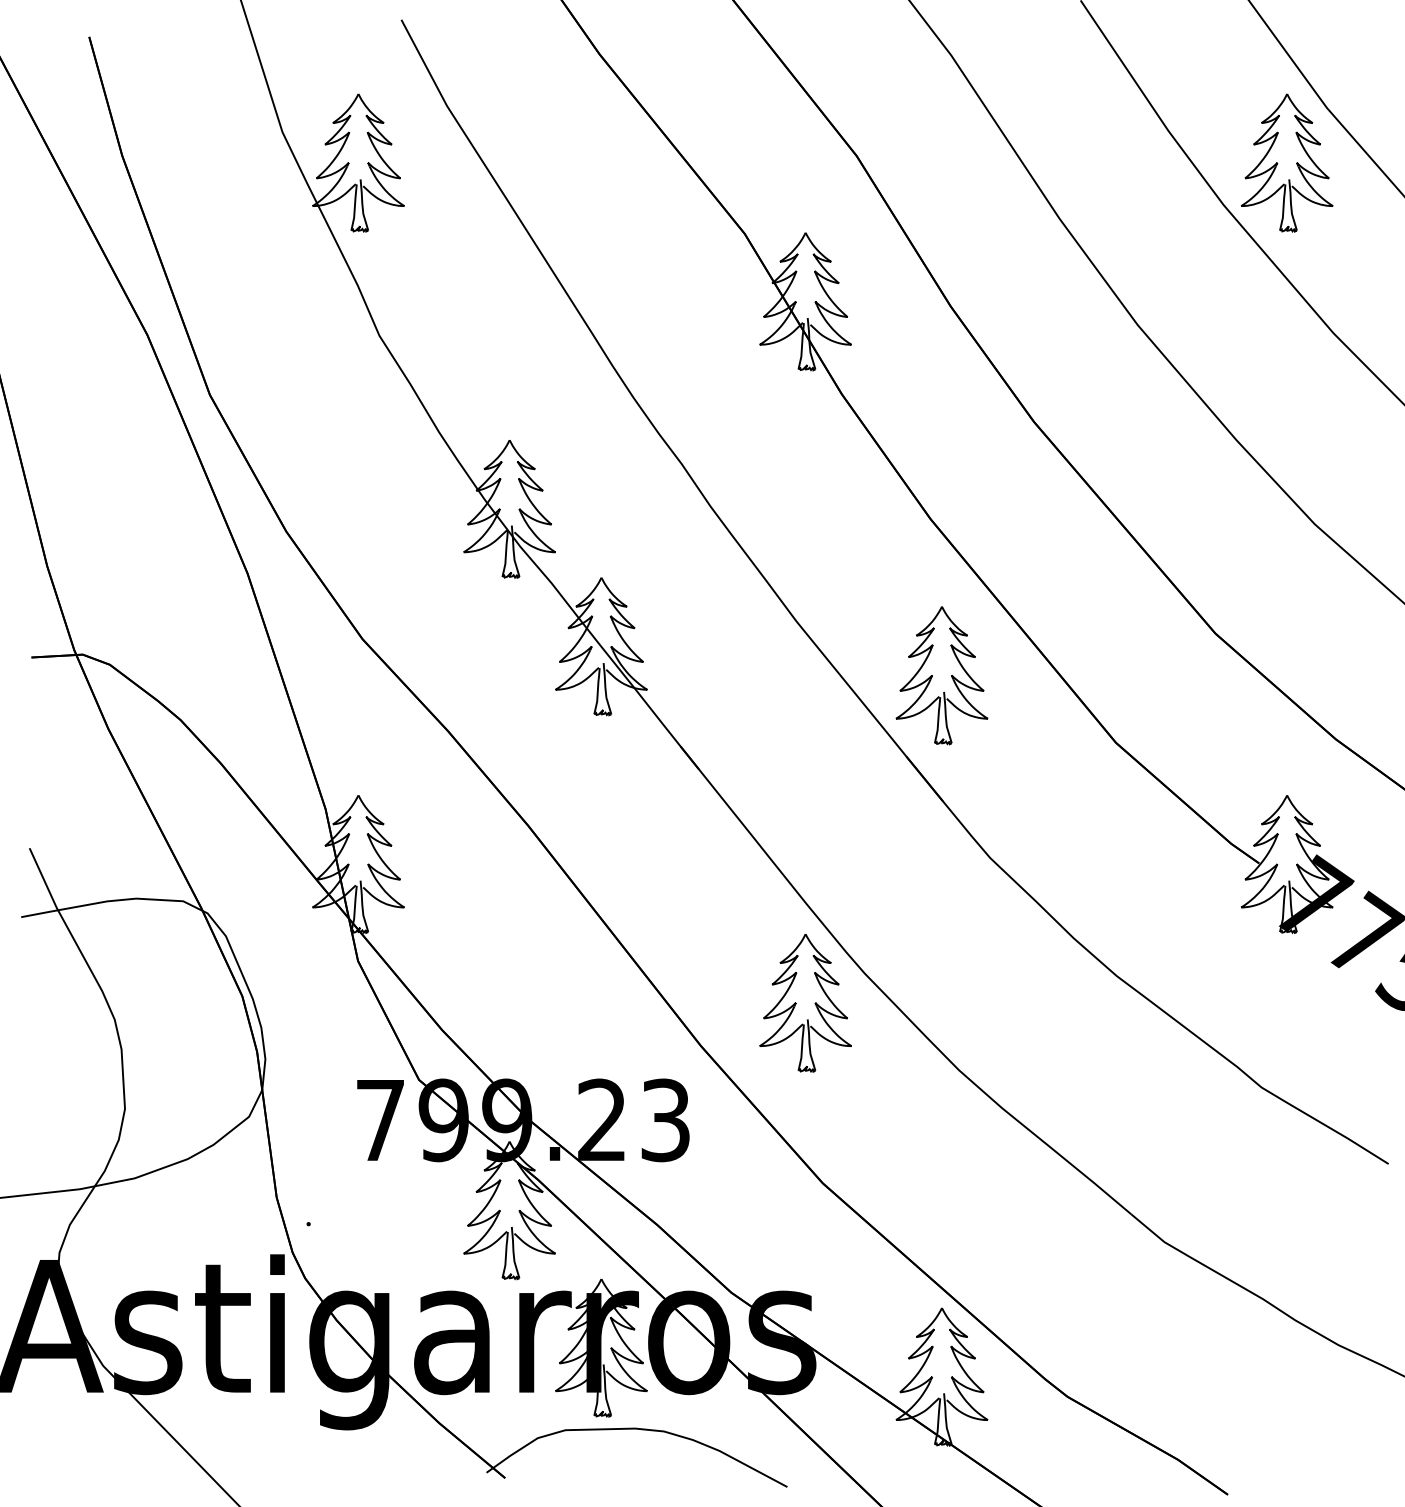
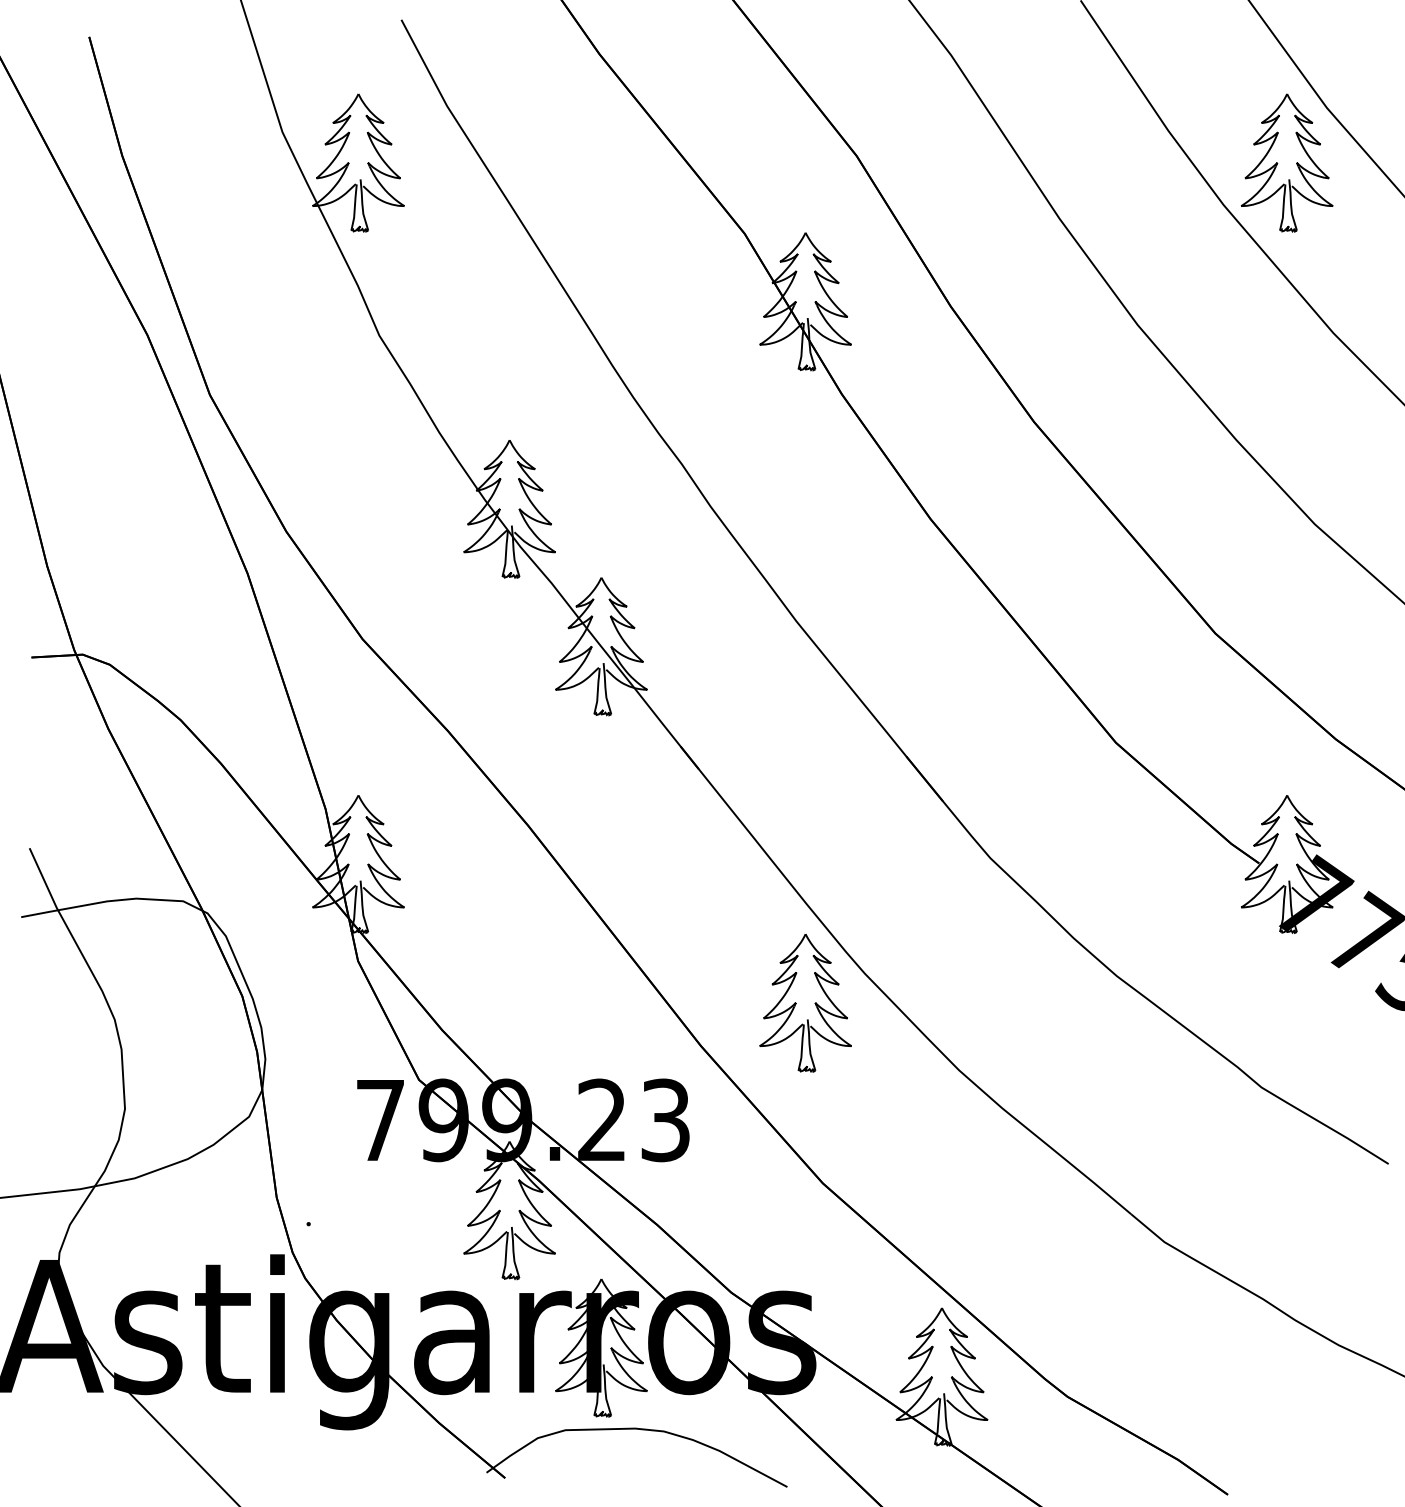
part: present -> none (941, 675)
